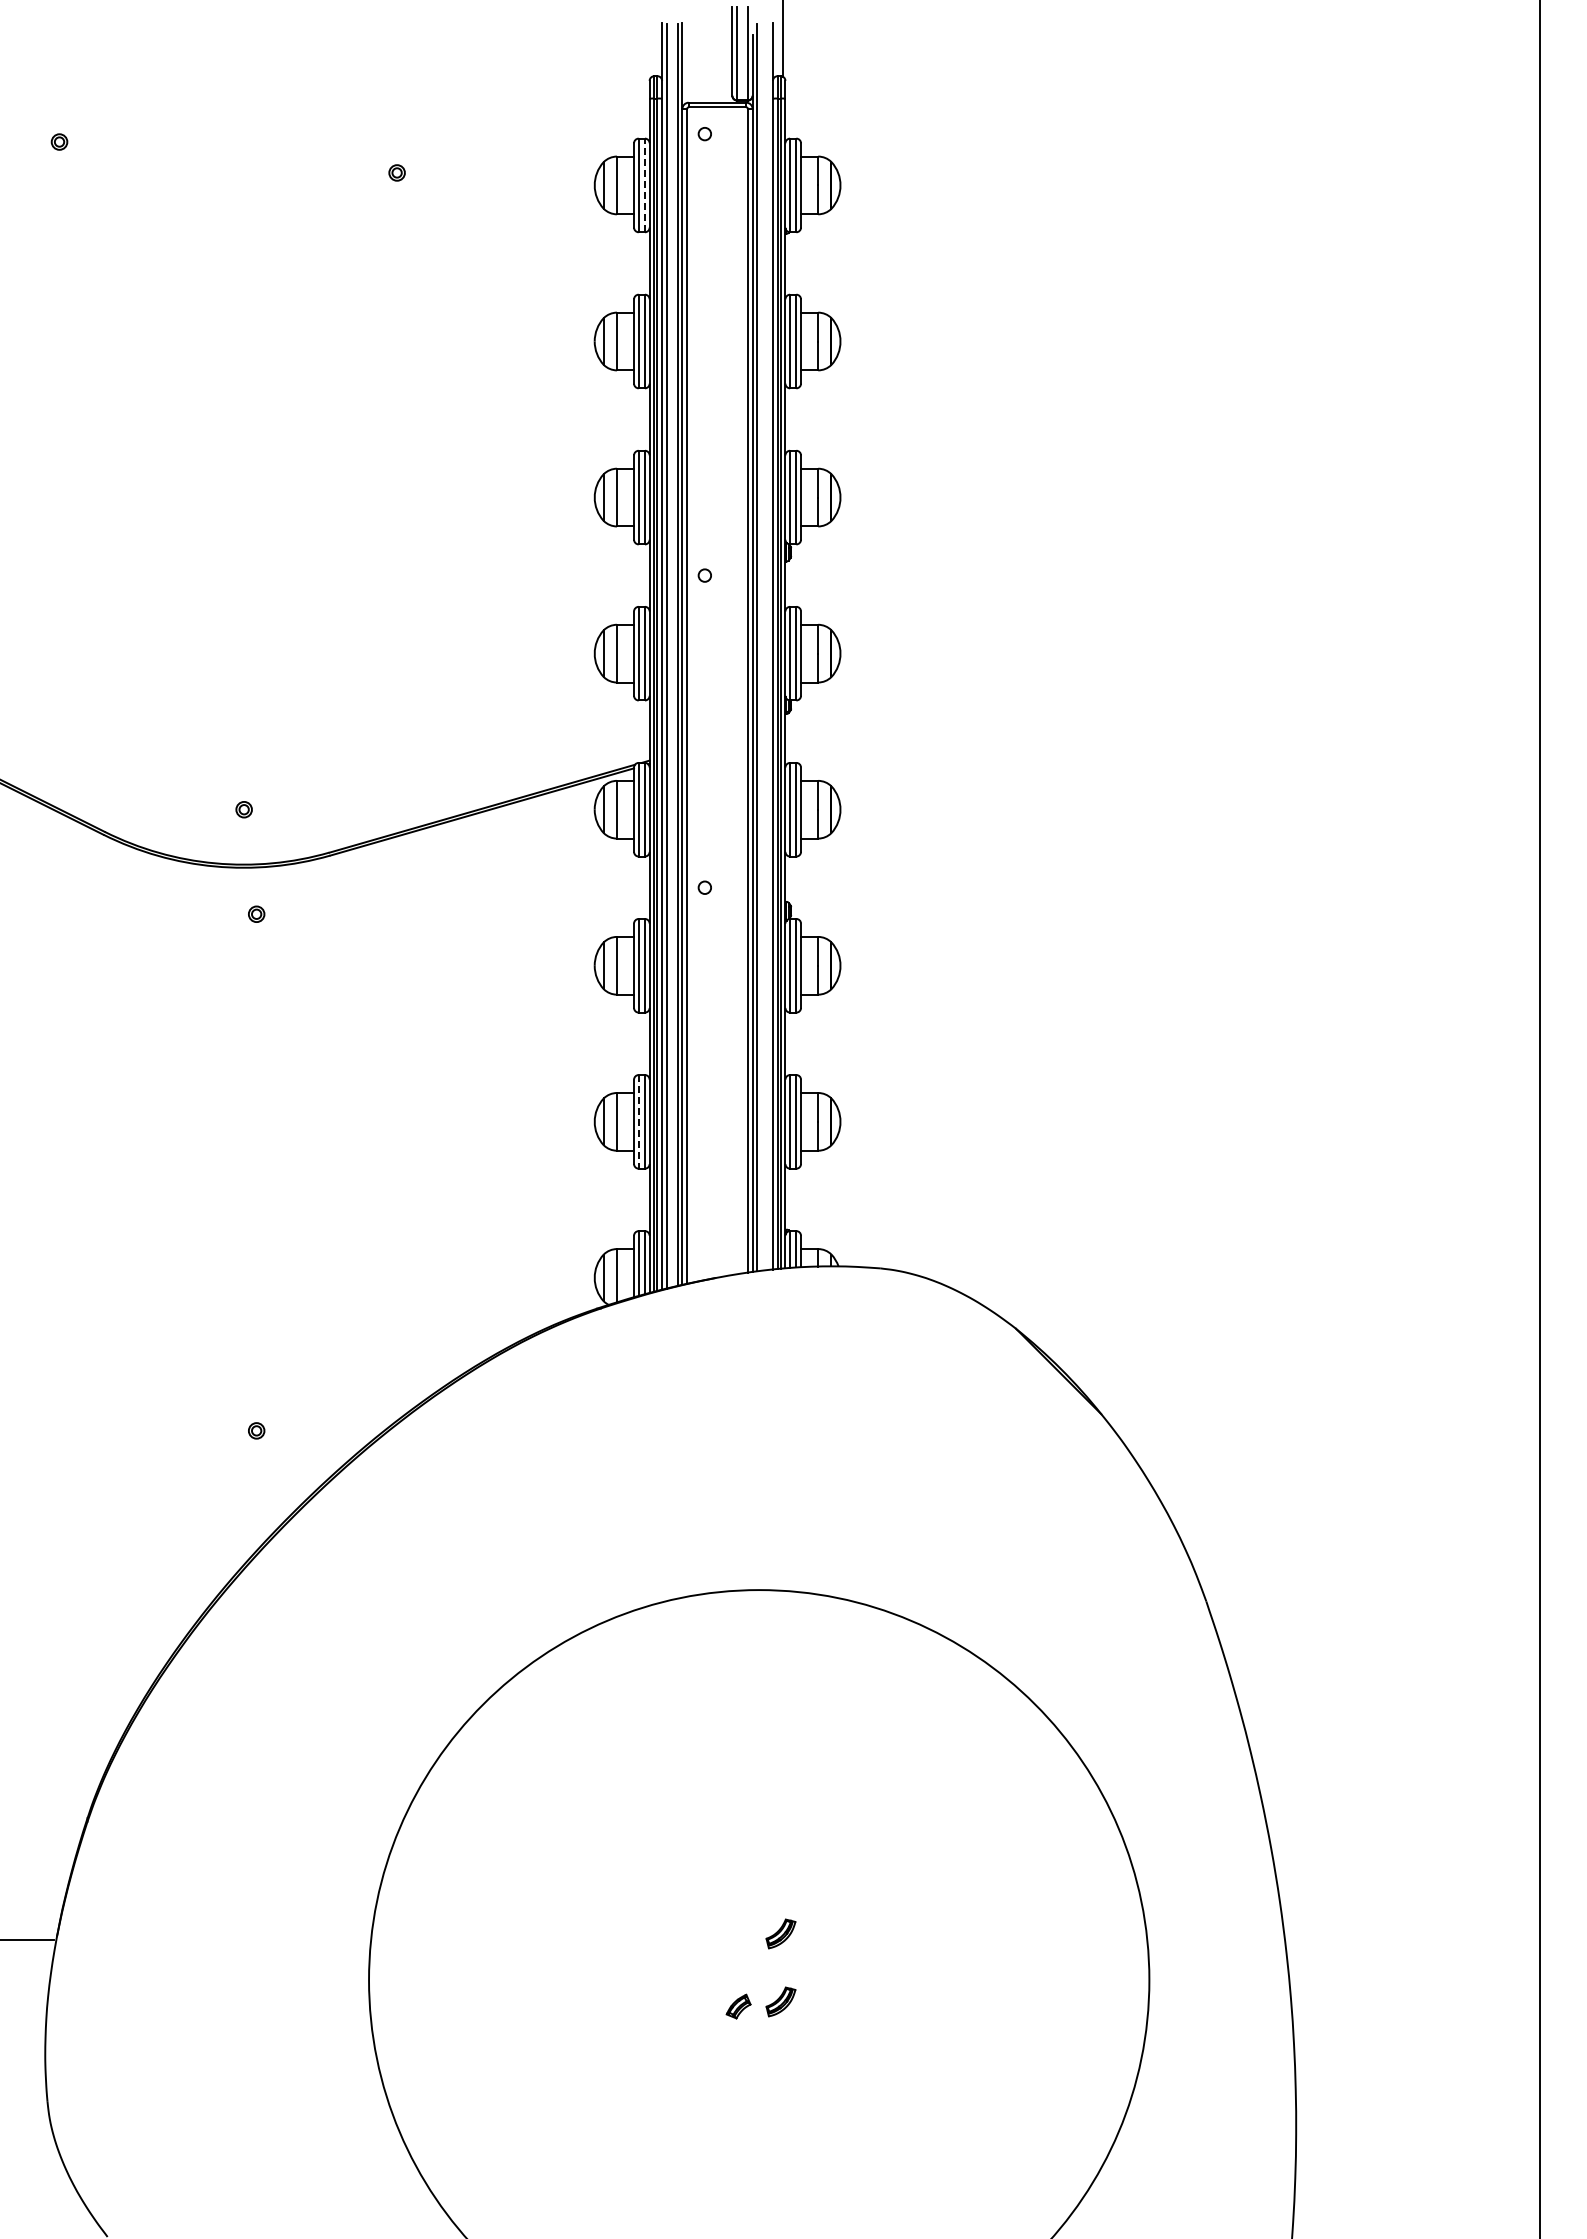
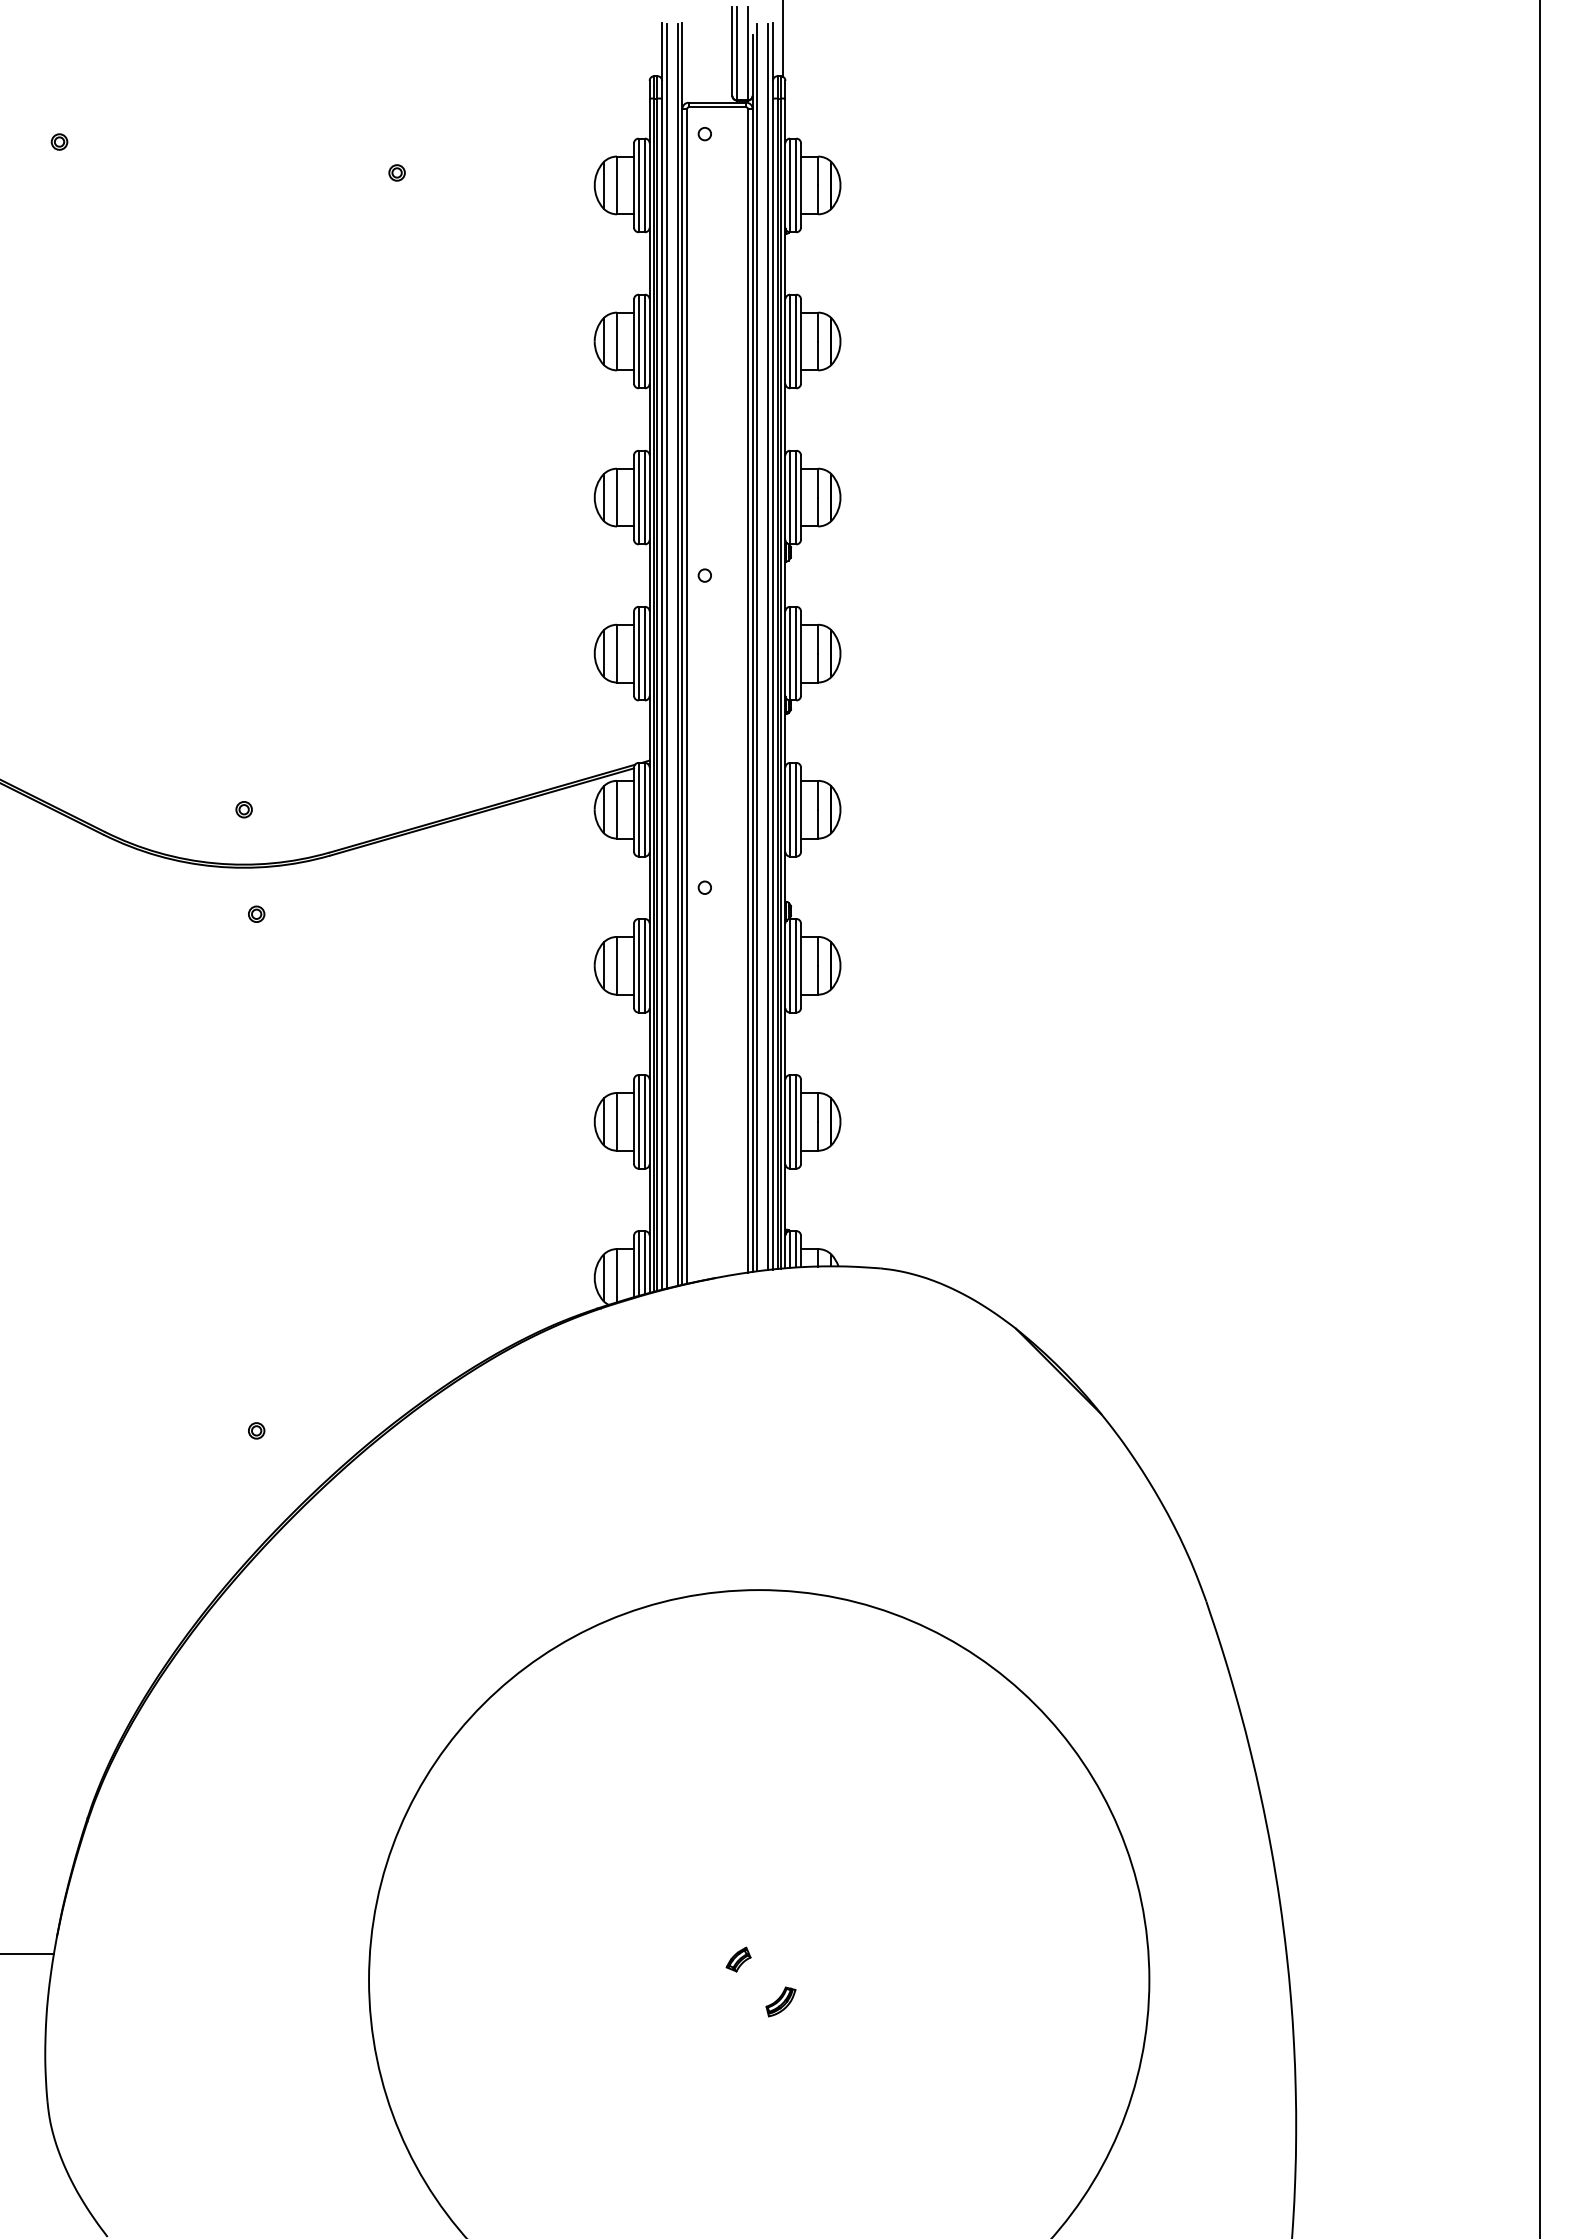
line: dashed -> solid (644, 185)
line: none -> present (768, 646)
line: dashed -> solid (638, 1121)
part: present -> none (780, 1933)
line position: (27, 1939) -> (27, 1953) (27, 1953)
part position: (738, 2006) -> (738, 1959) (738, 1959)
